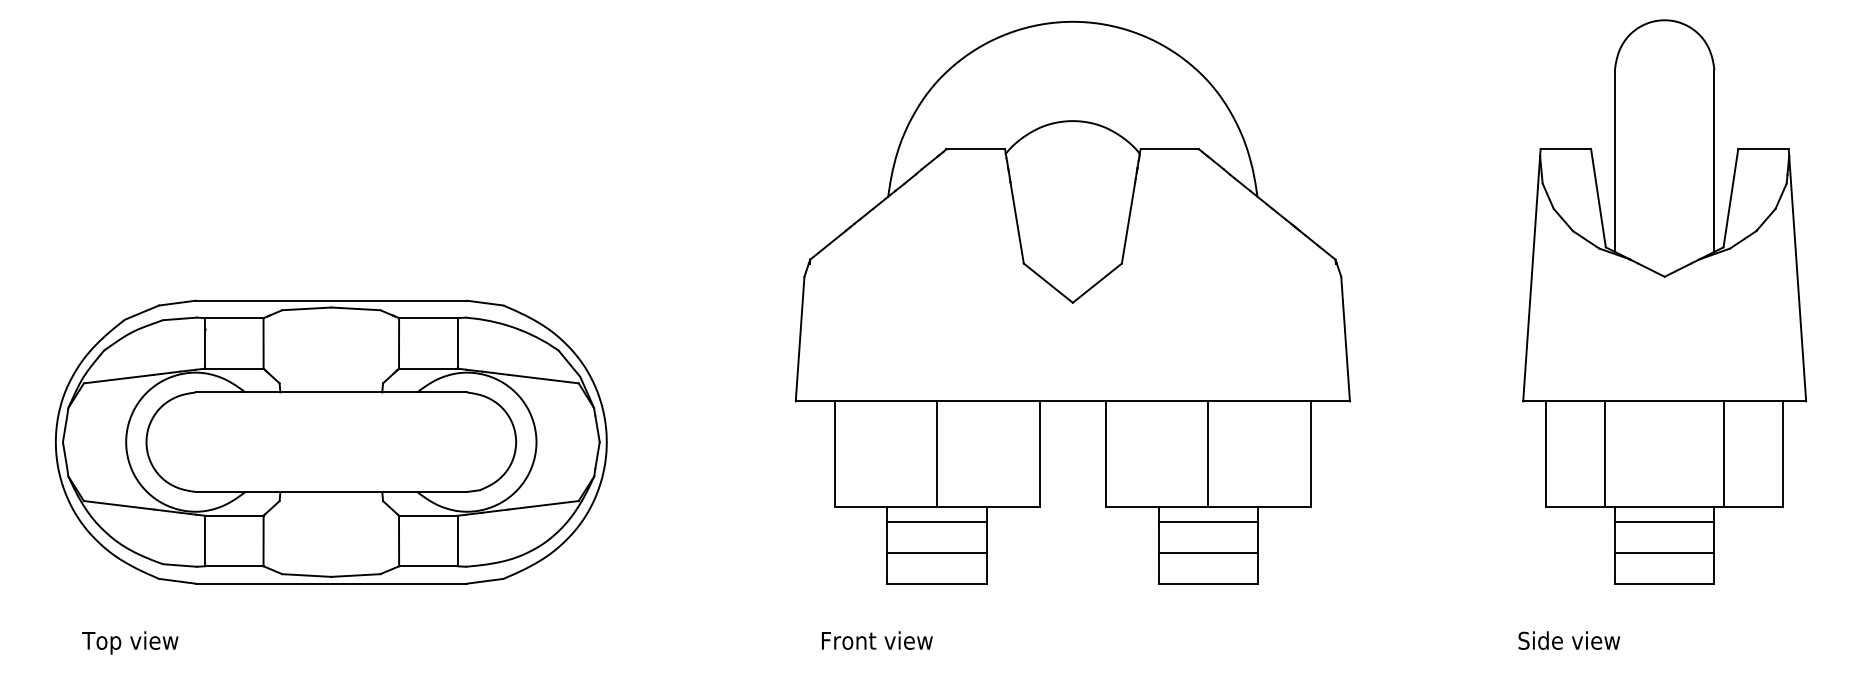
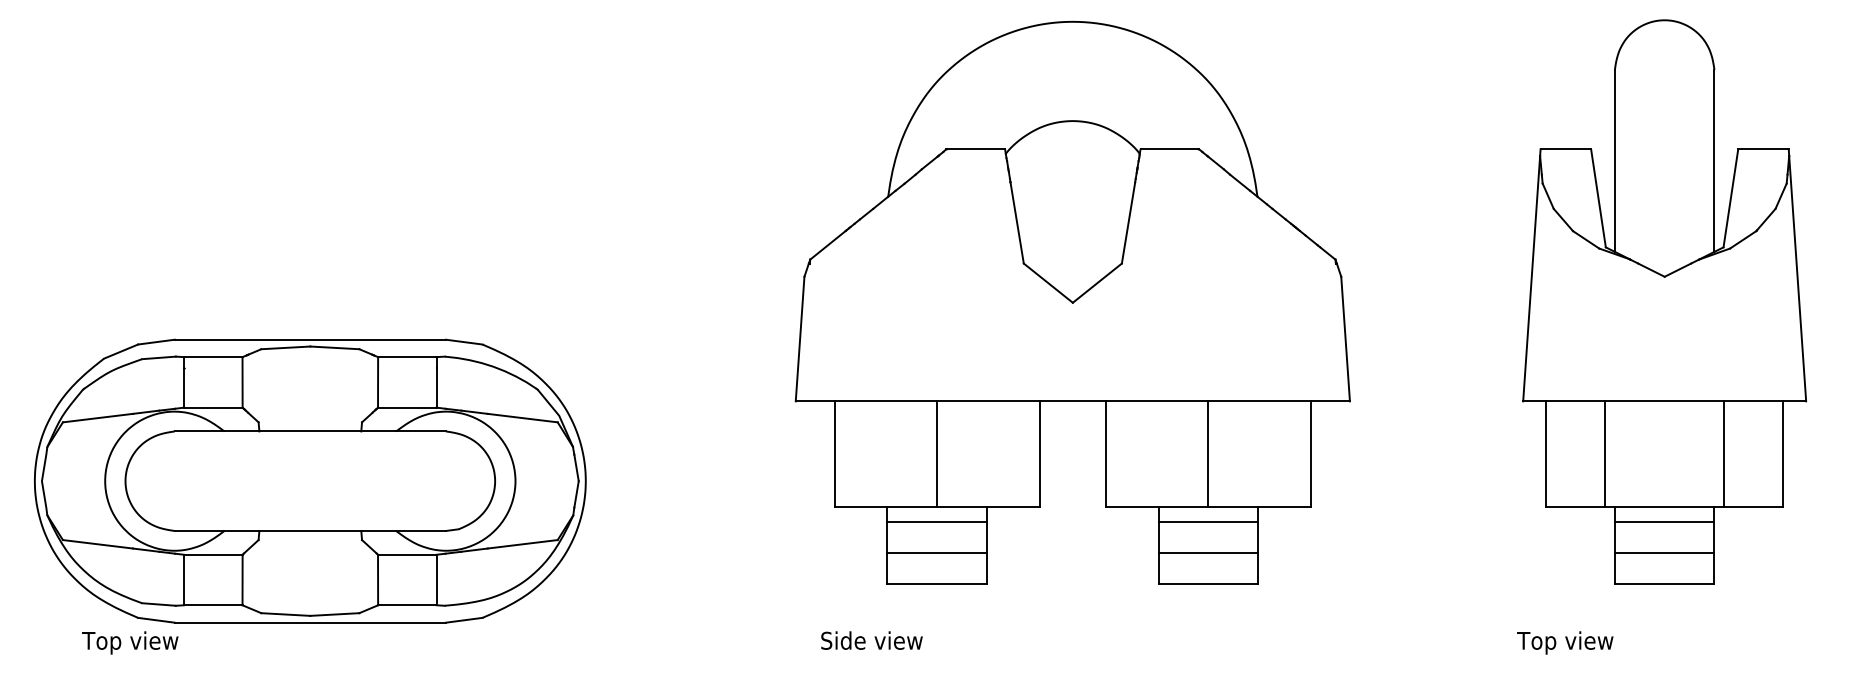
part position: (331, 441) -> (310, 480) (310, 480)
text: Front view -> Side view (876, 640)
text: Side view -> Top view (1568, 642)
